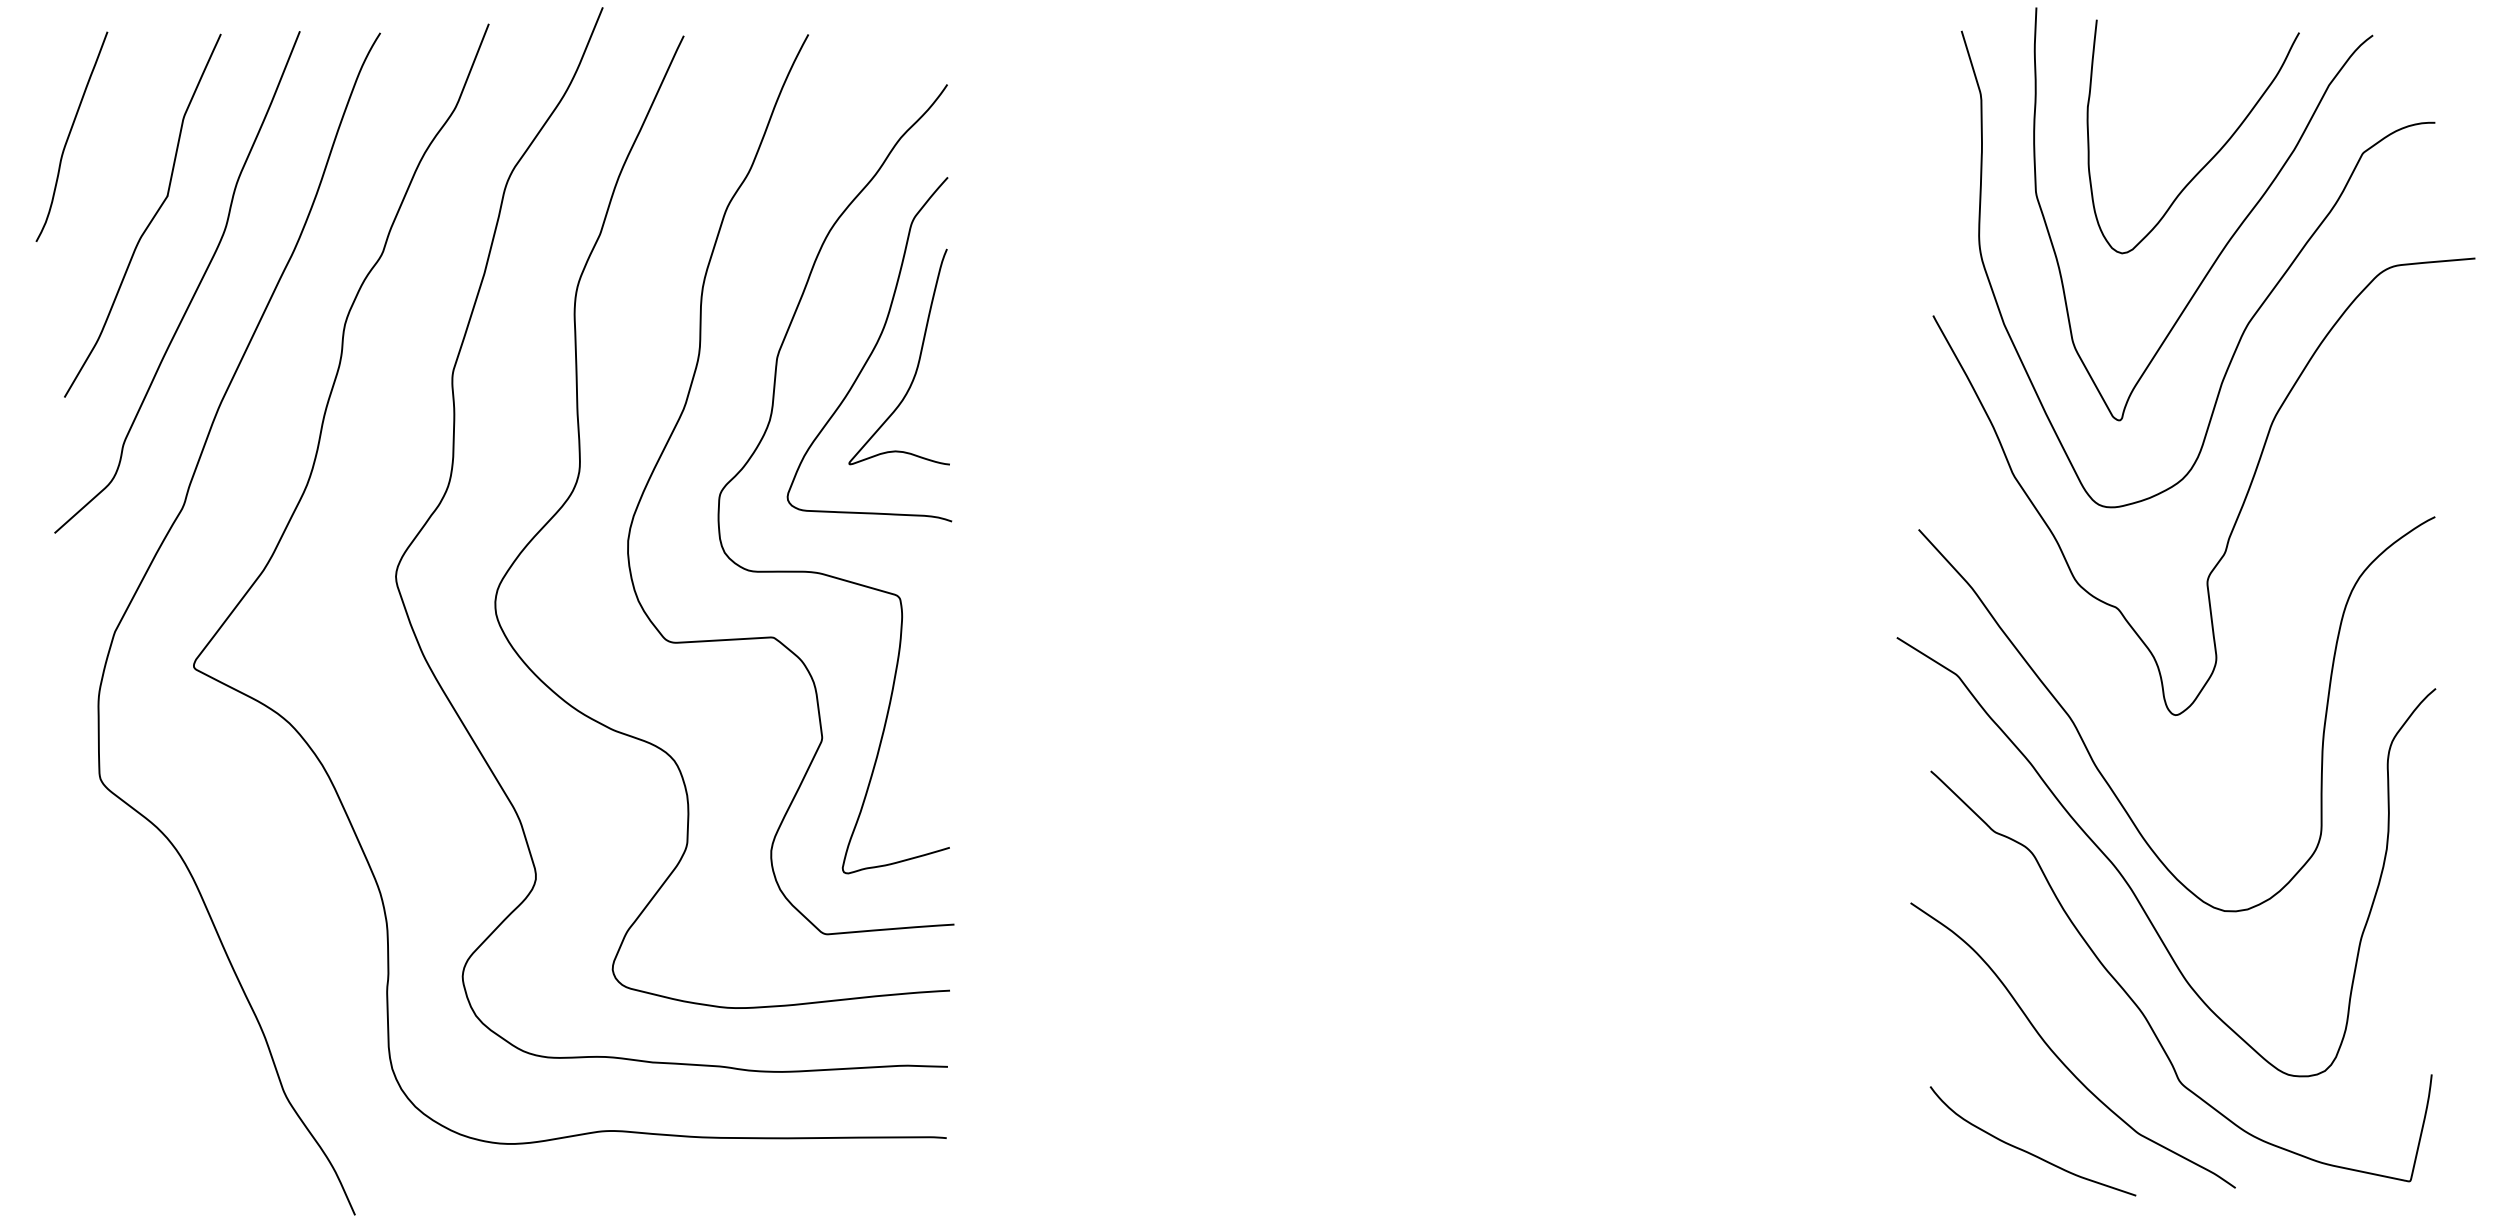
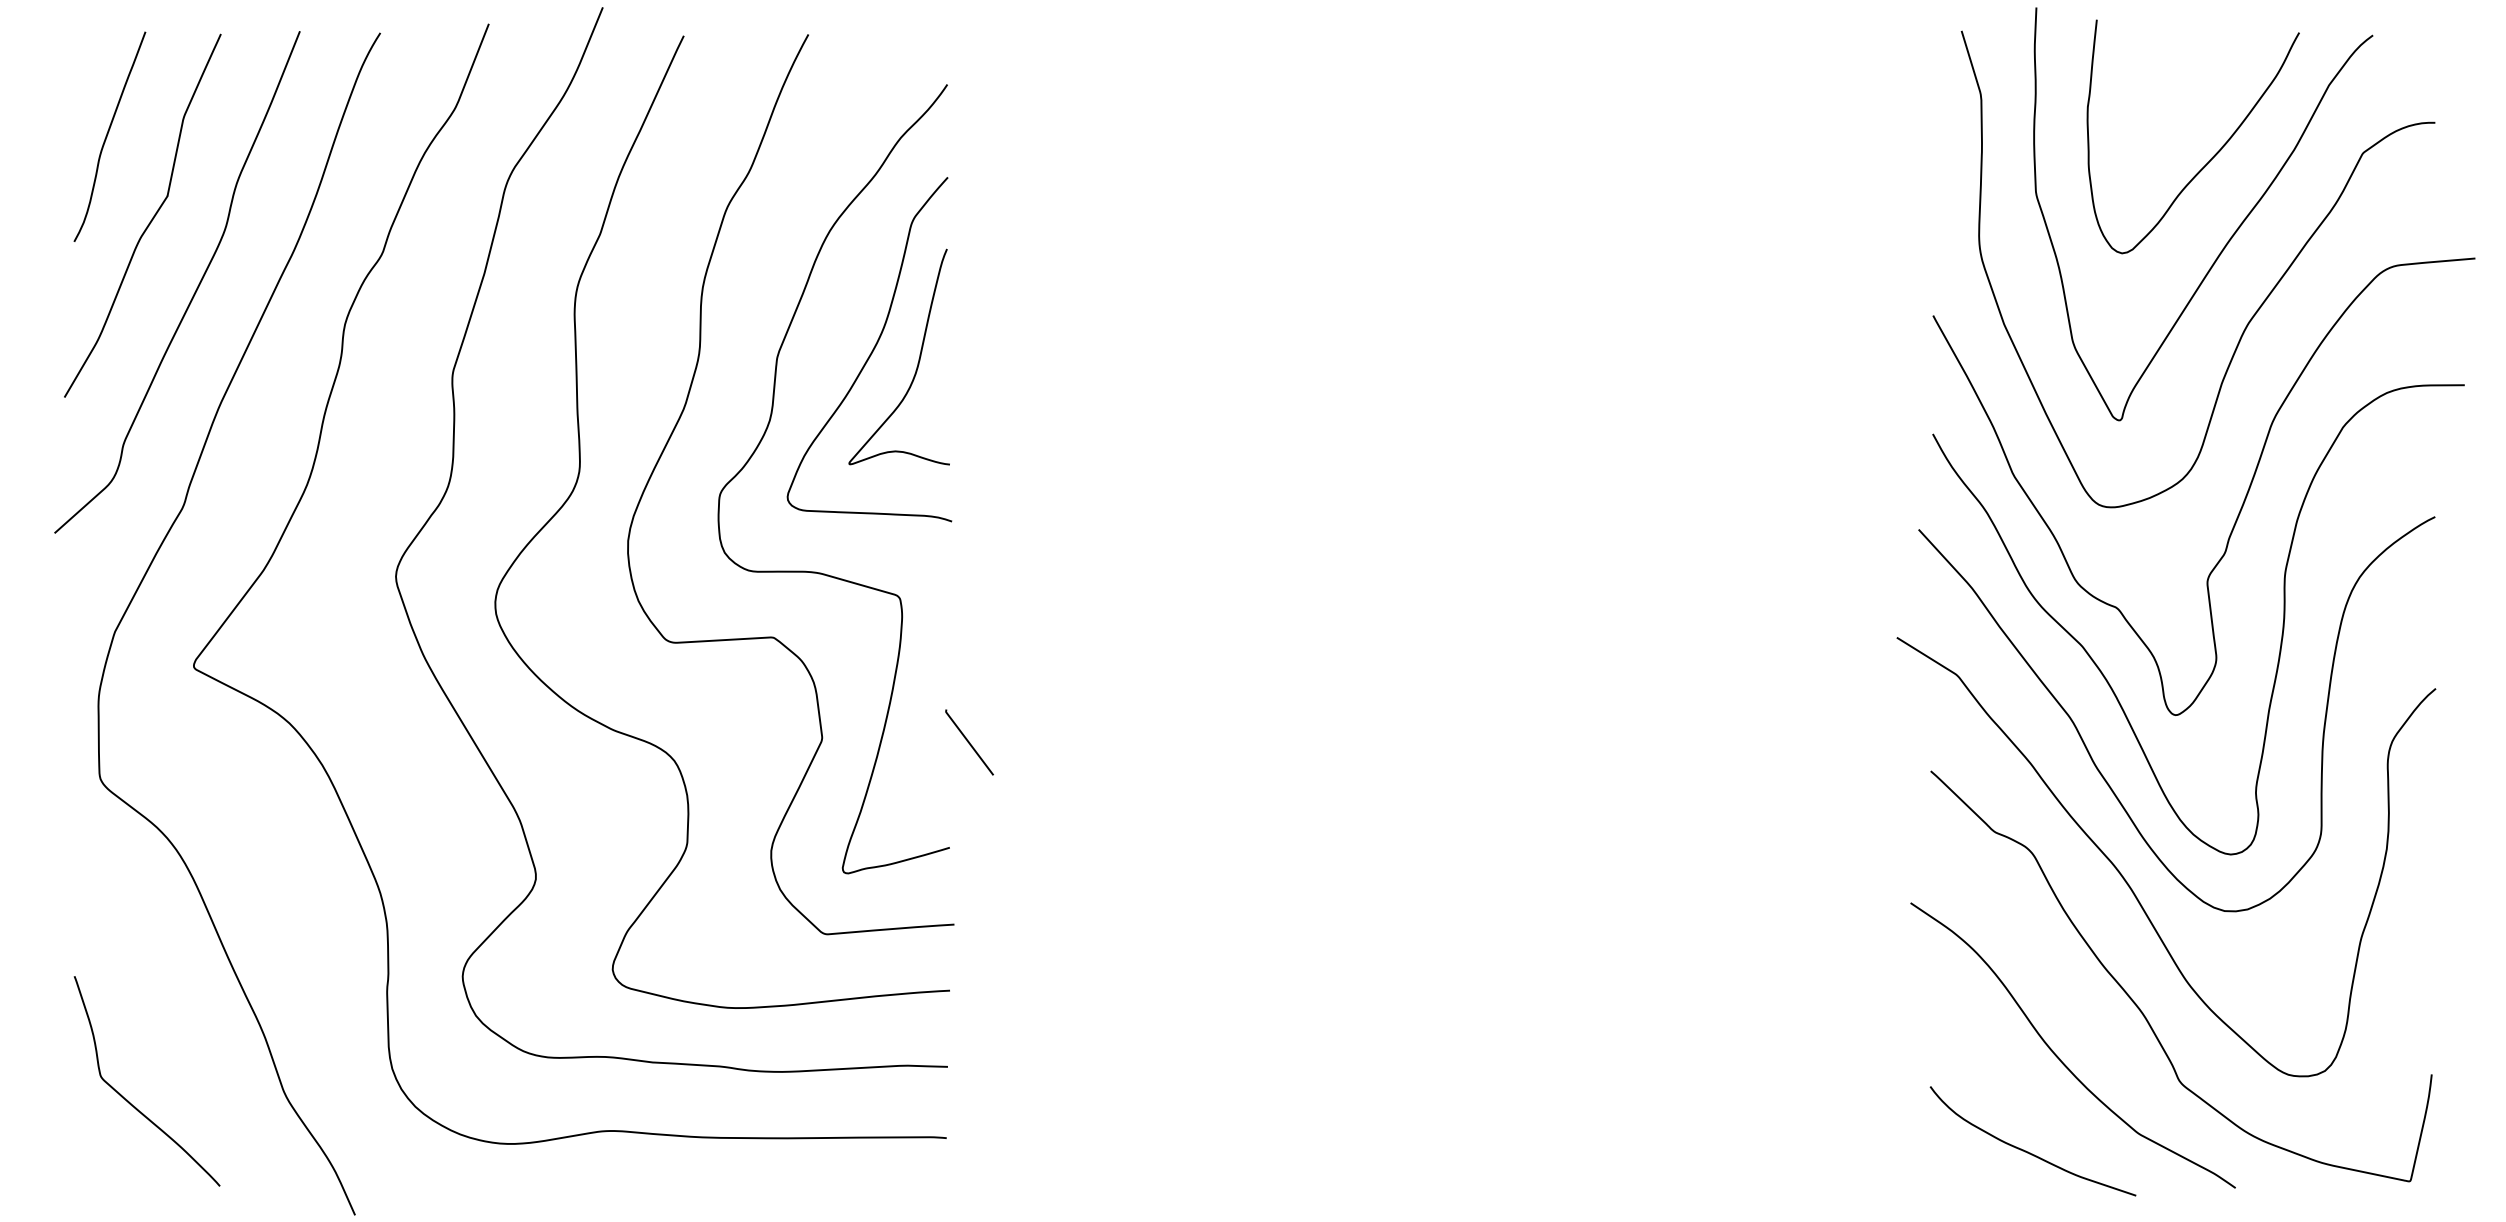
curve position: (69, 136) -> (107, 136) (107, 136)
curve: none -> present (2282, 623)
curve: none -> present (969, 742)
curve: none -> present (127, 1099)
